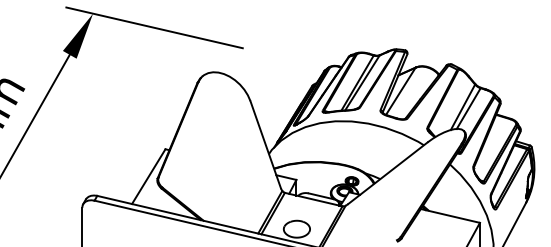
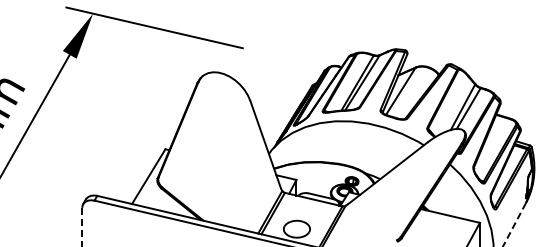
line: solid -> dashed (514, 225)
line: solid -> dashed (82, 227)
